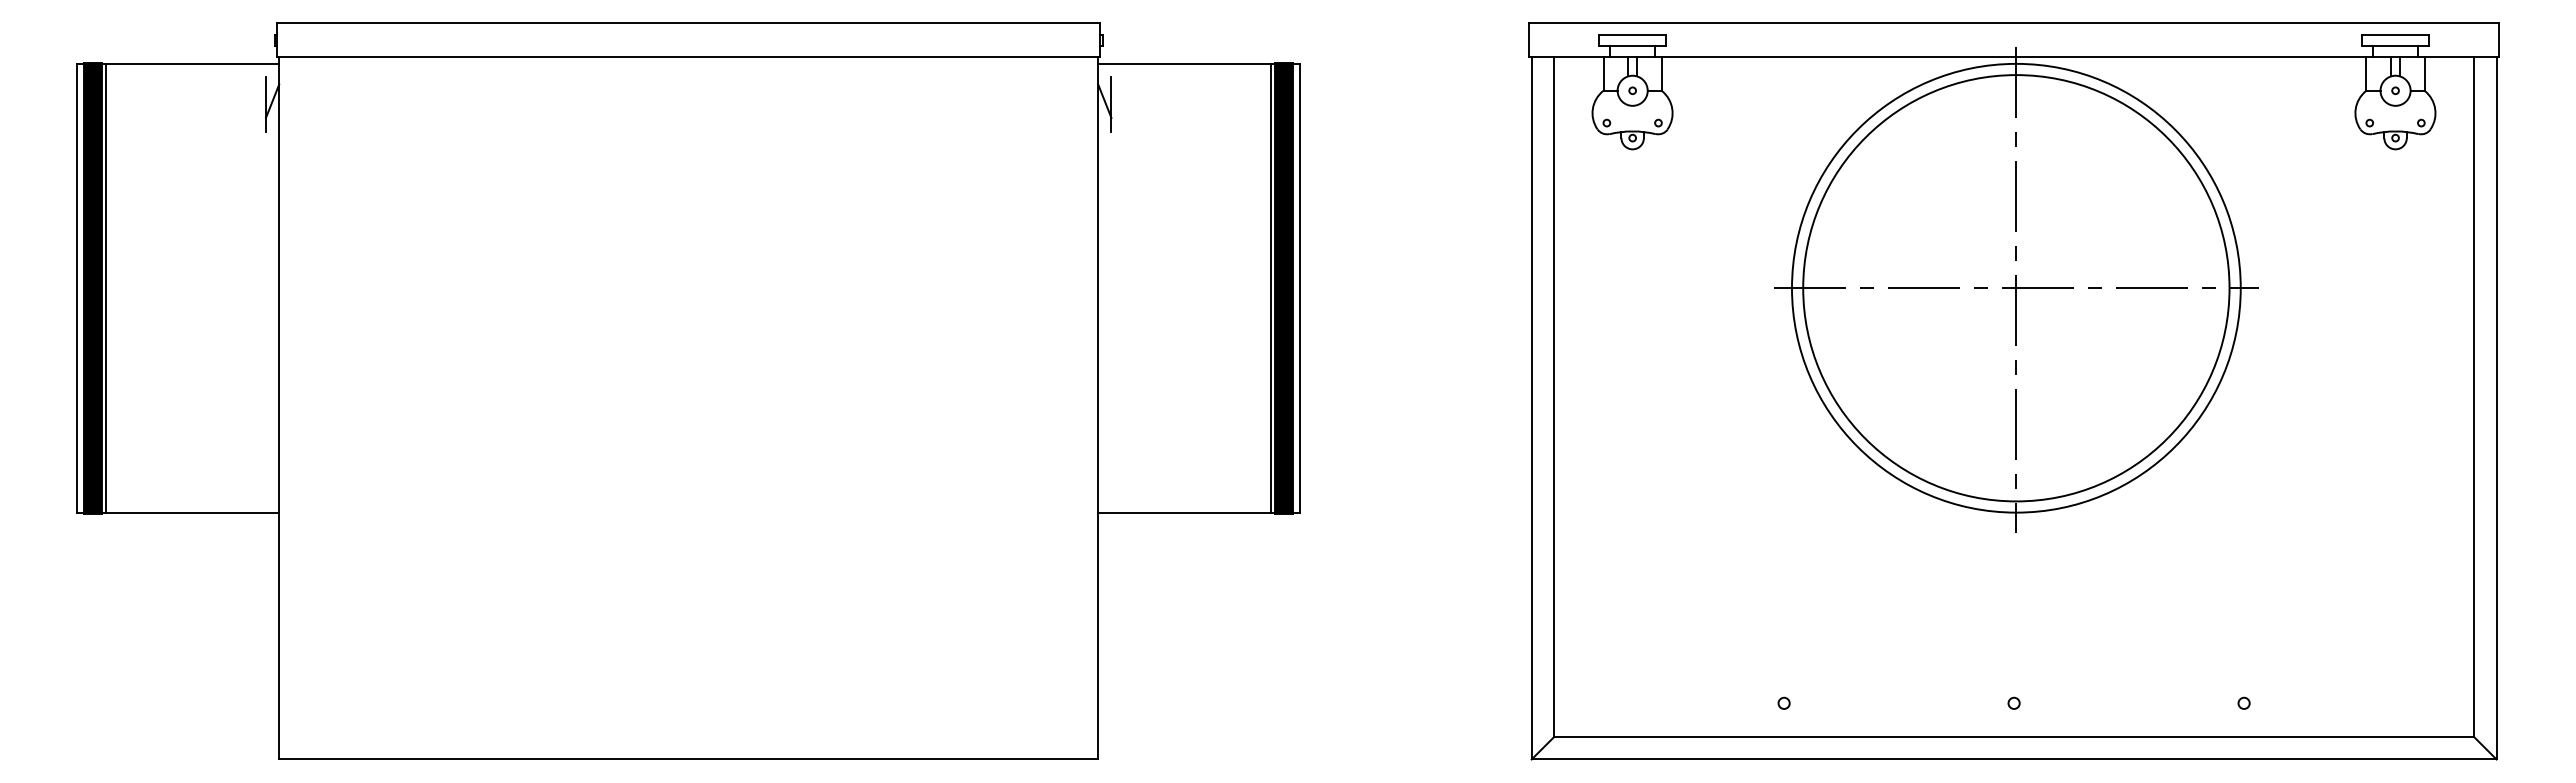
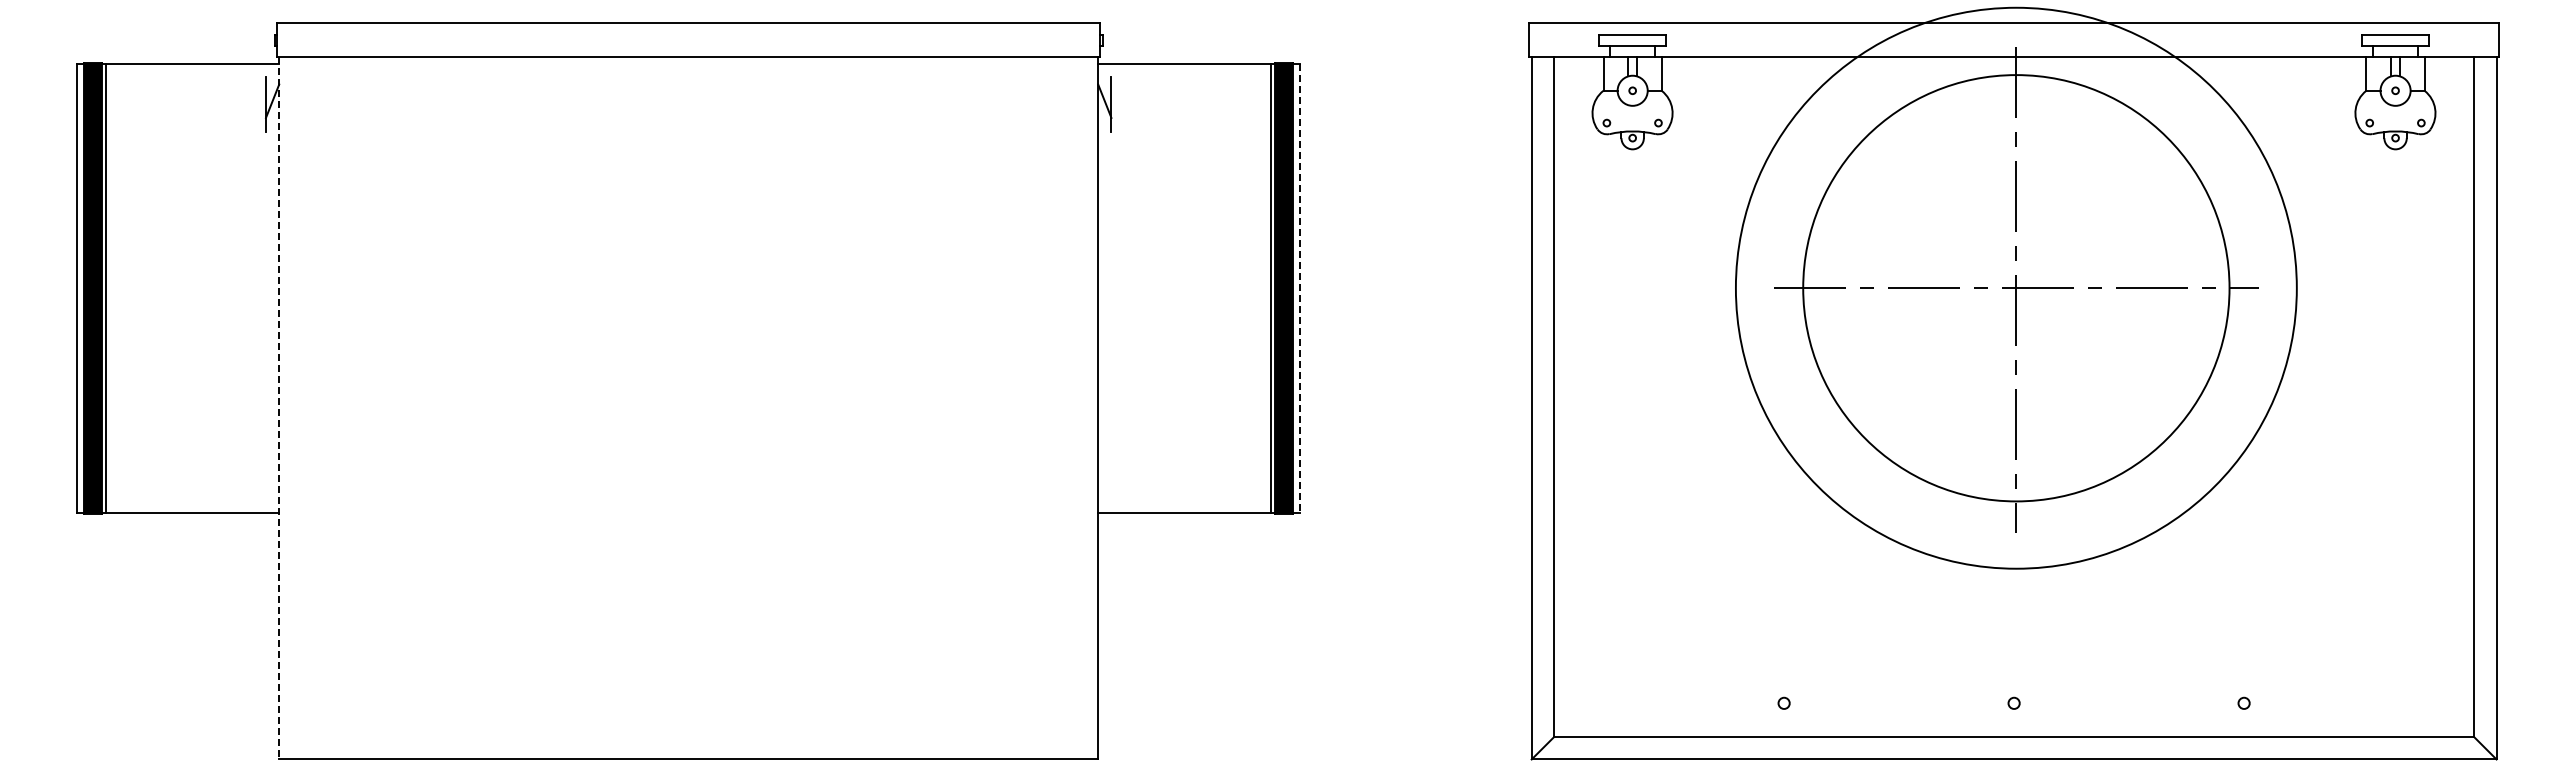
circle diameter: 449 px -> 561 px (2015, 287)
line: solid -> dashed (1300, 288)
line: solid -> dashed (279, 408)
